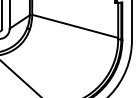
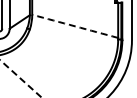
arc: solid -> dashed (75, 26)
line: solid -> dashed (21, 78)
